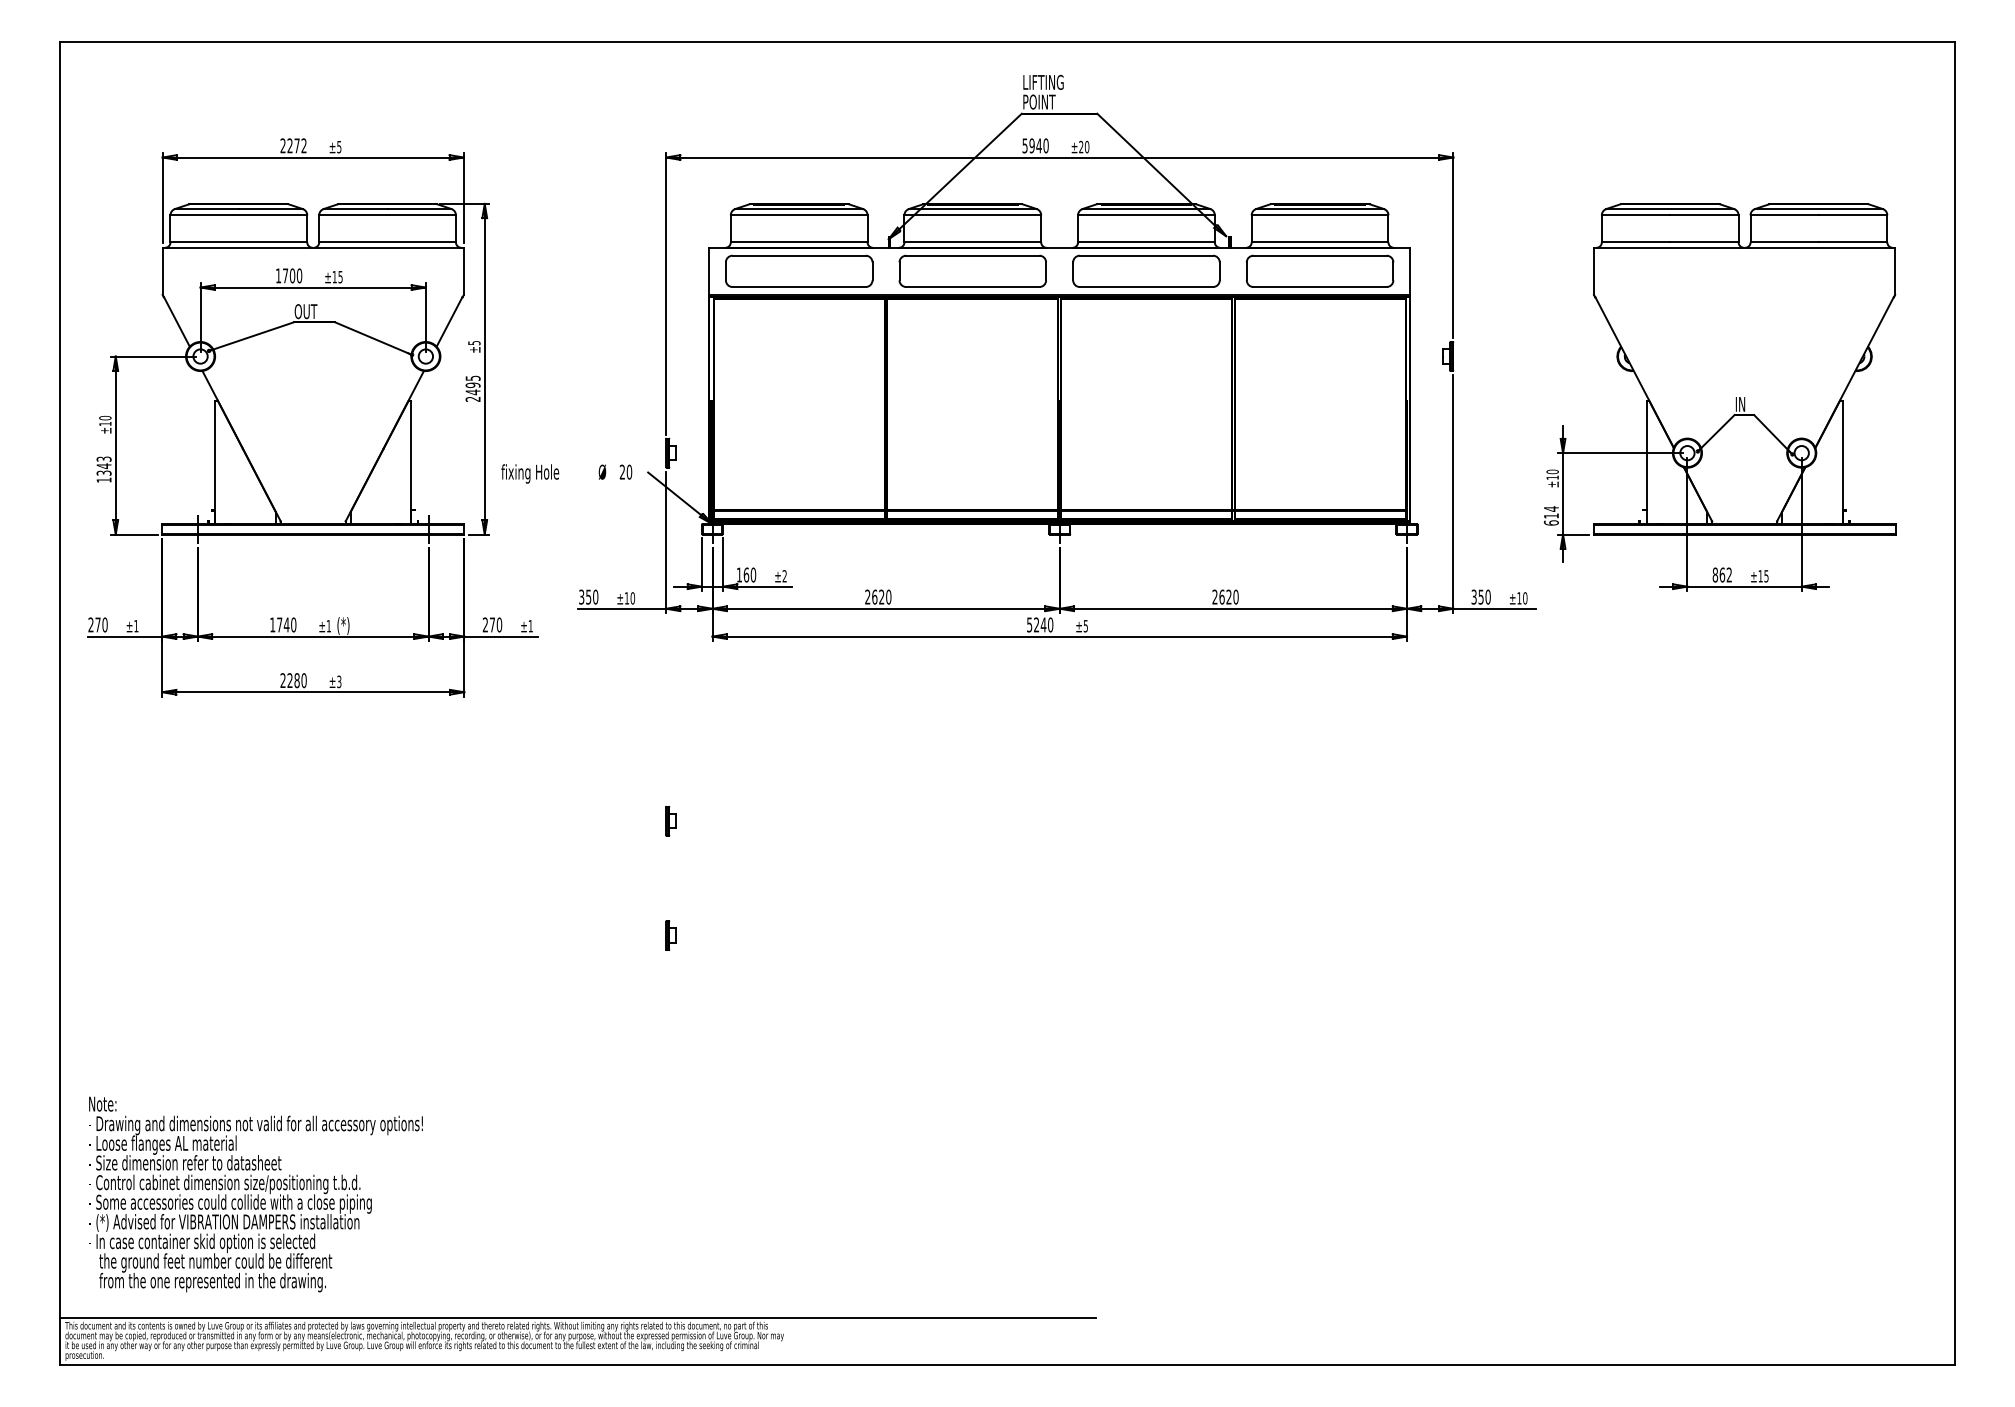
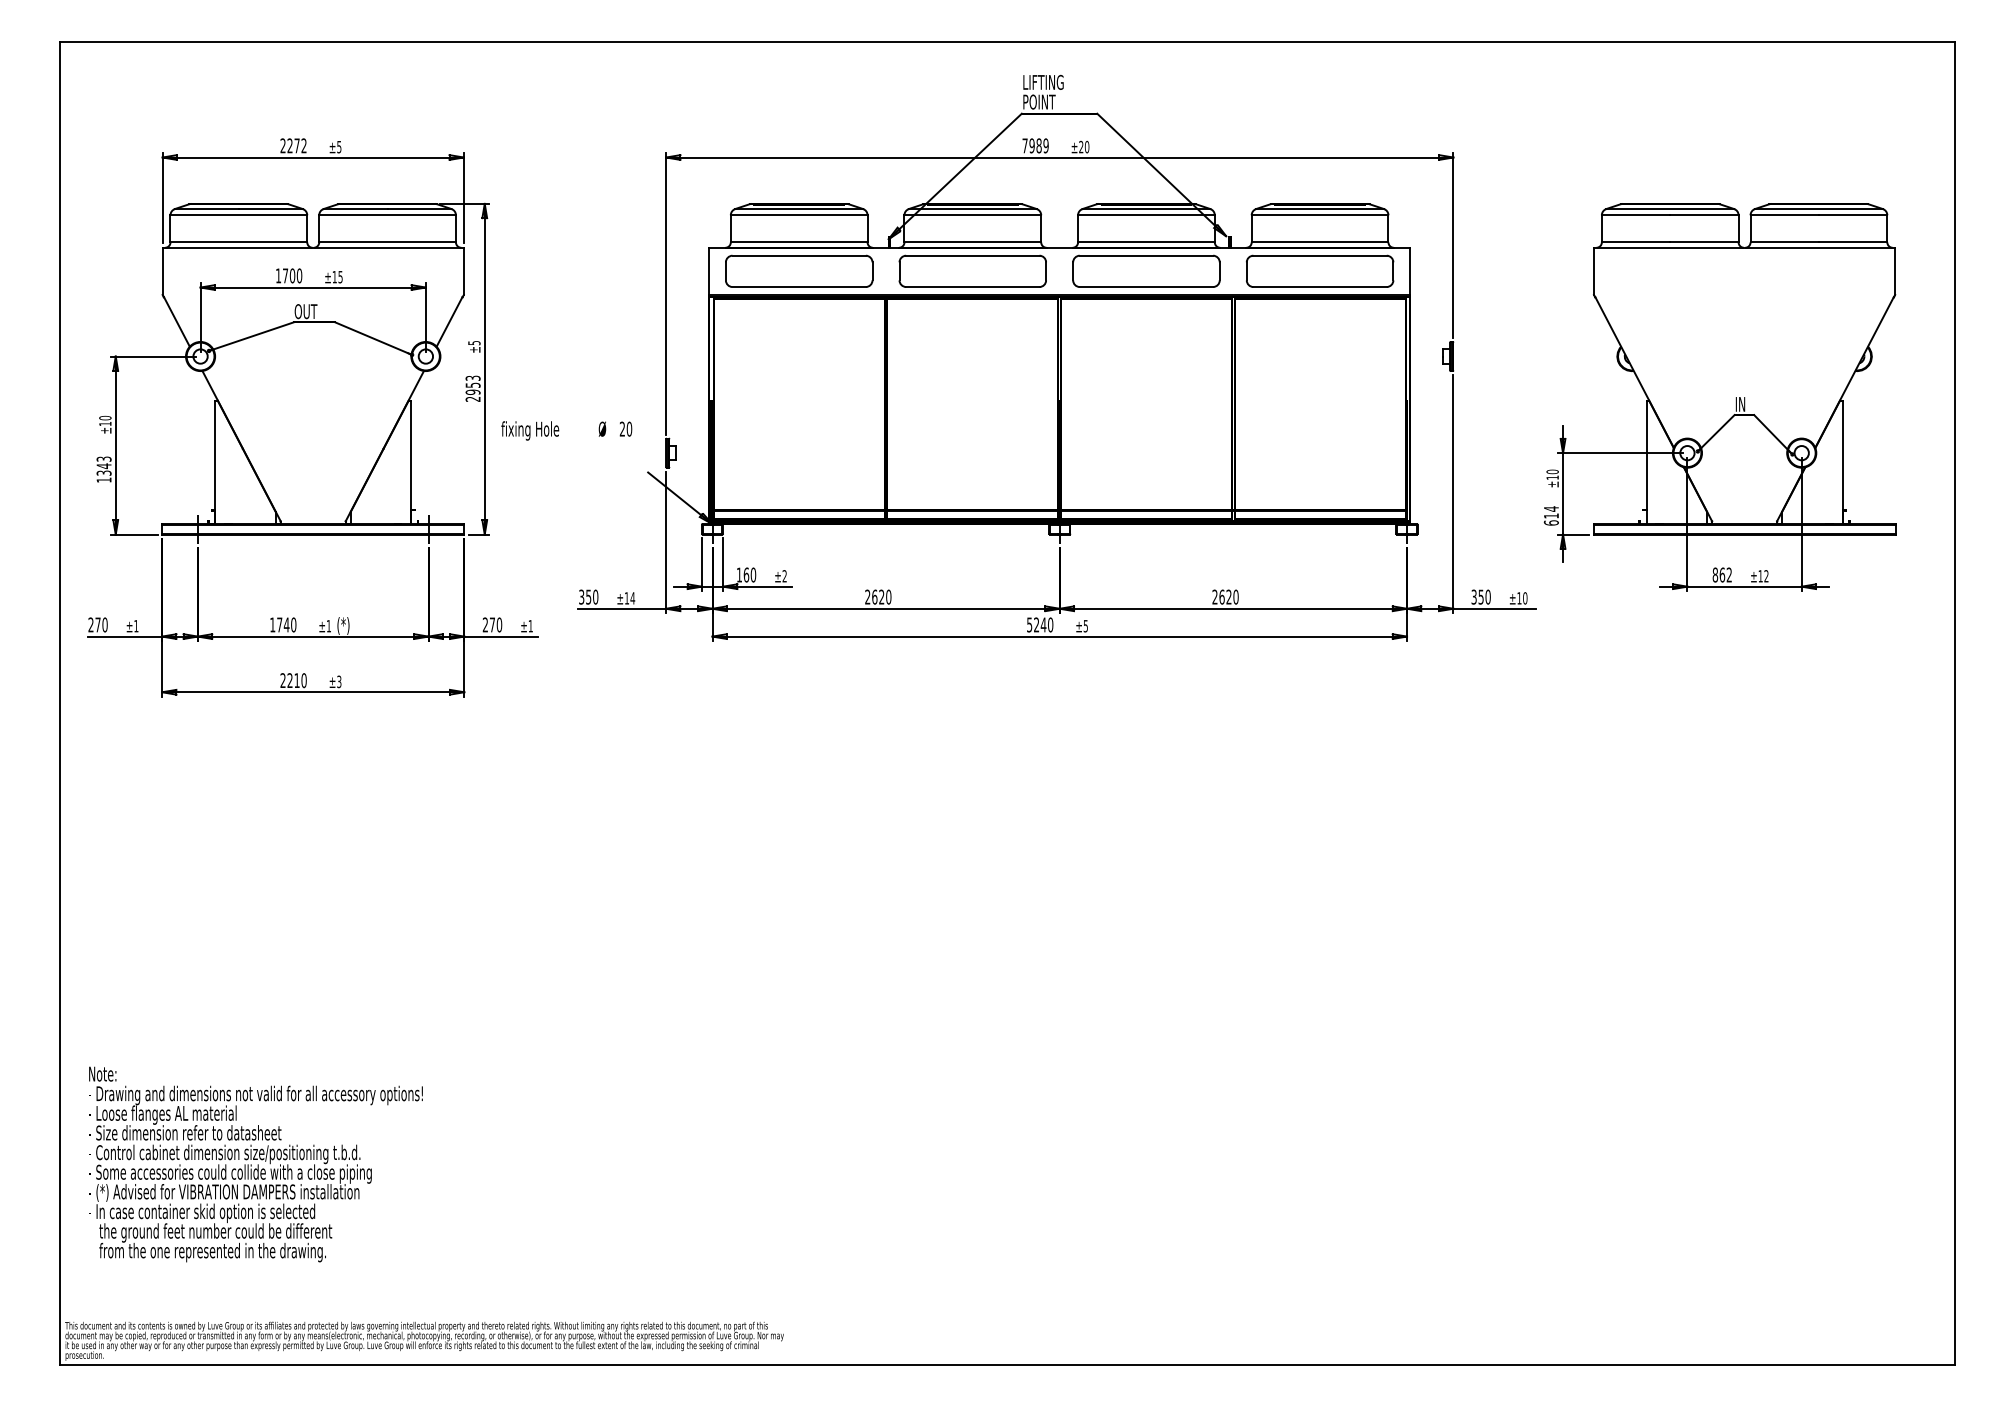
text: 5940 -> 7989 (1035, 145)
text: 2495 -> 2953 (472, 385)
text position: (566, 473) -> (566, 430) (566, 430)
text: ±15 -> ±12 (1766, 576)
text: ±10 -> ±14 (632, 598)
text: 2280 -> 2210 (296, 680)
part: present -> none (670, 821)
part: present -> none (670, 935)
text position: (255, 1194) -> (255, 1164) (255, 1164)
line: present -> none (578, 1318)
